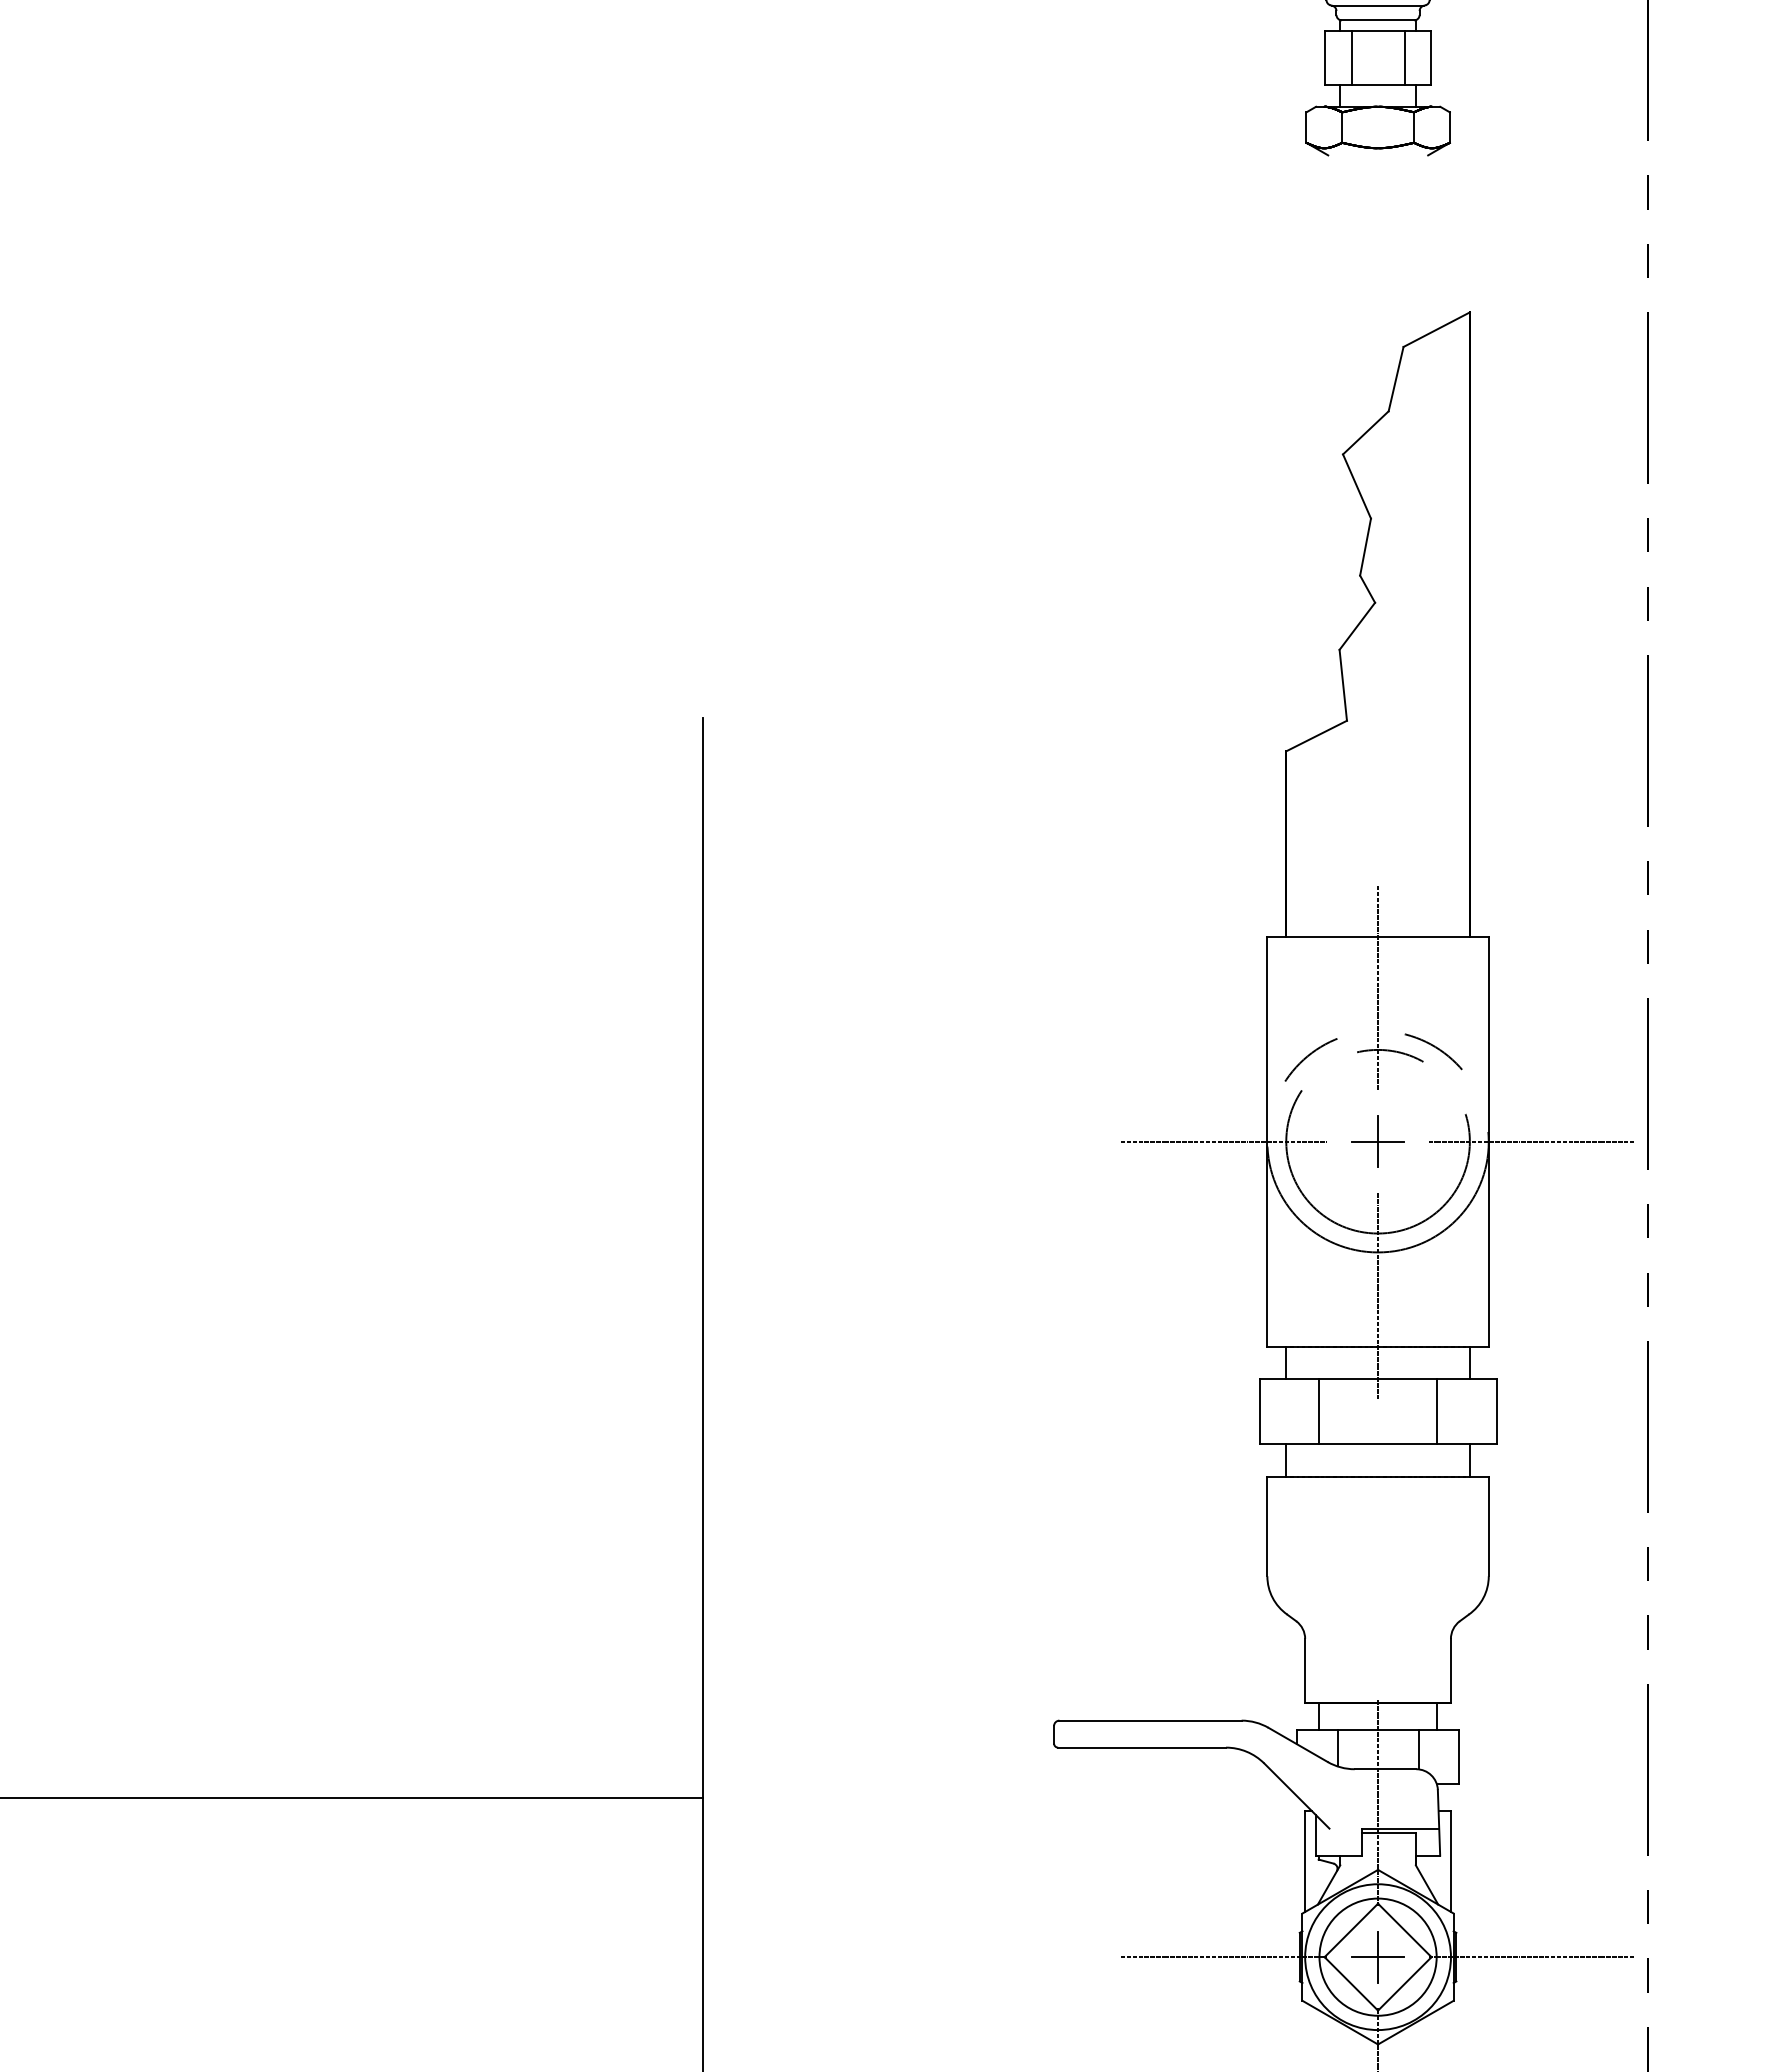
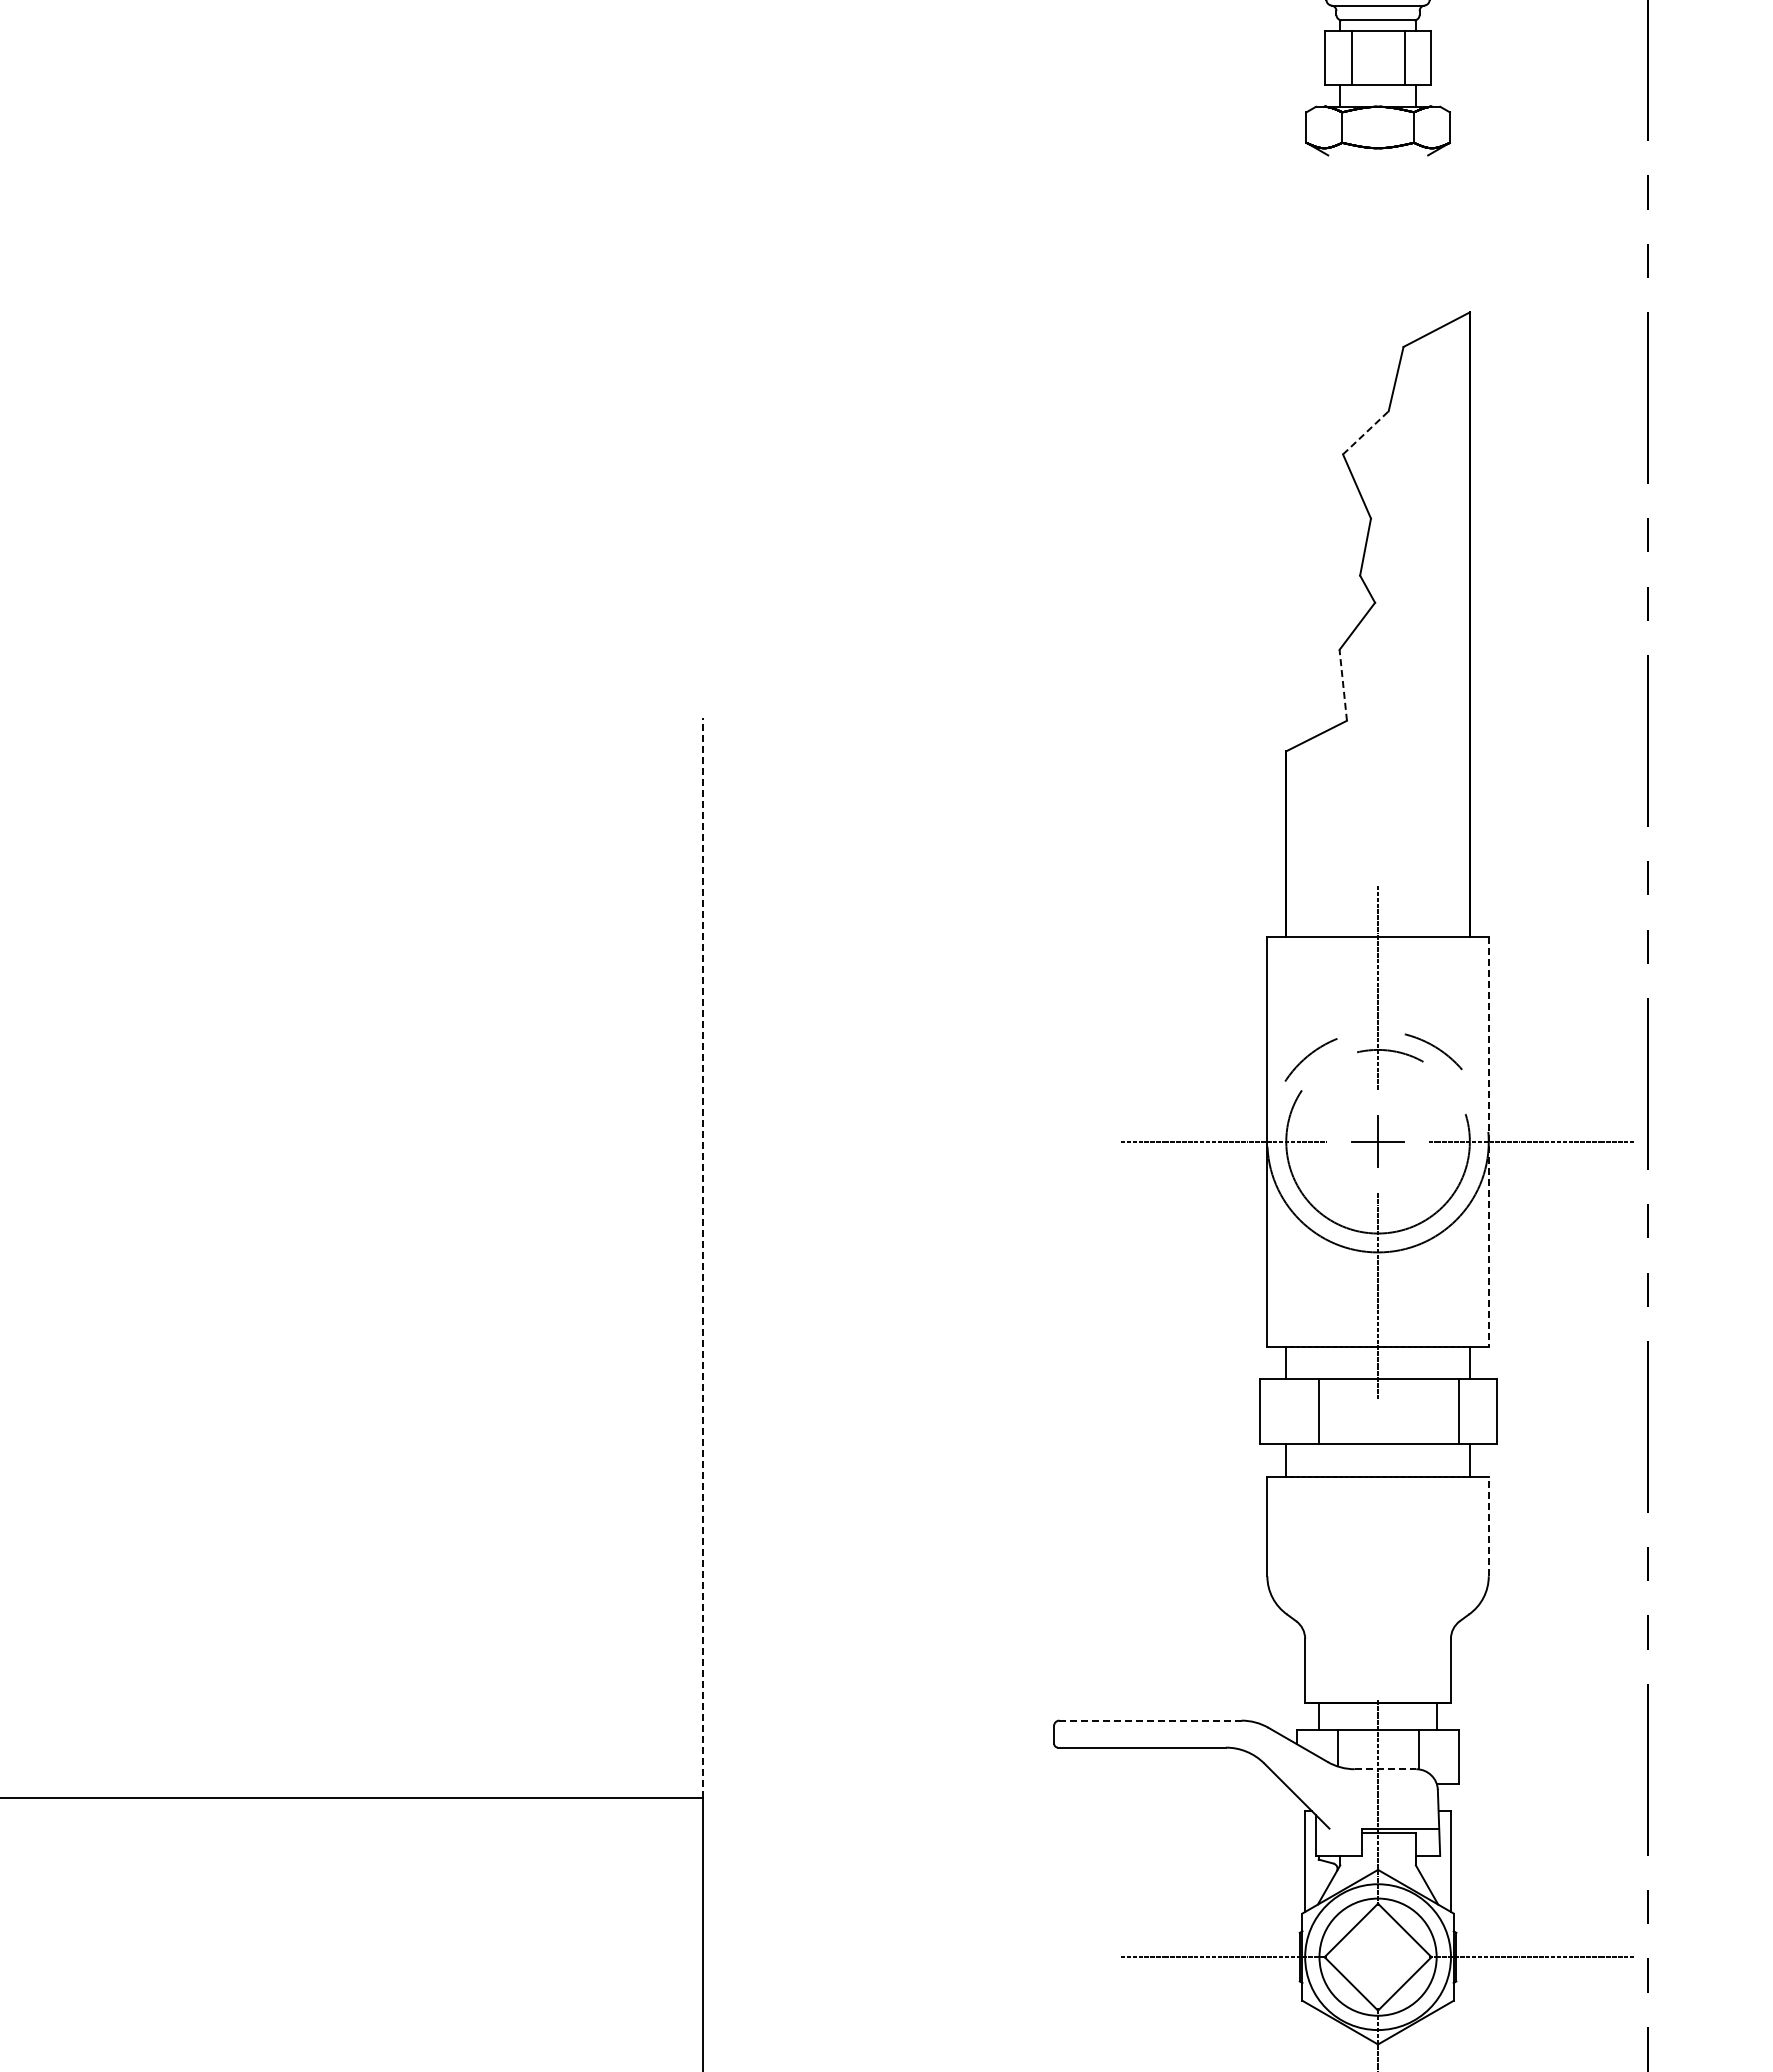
line: solid -> dashed (1366, 432)
line: solid -> dashed (1343, 685)
line: solid -> dashed (1488, 1142)
line: solid -> dashed (703, 1257)
line position: (1437, 1411) -> (1459, 1411) (1459, 1411)
line: solid -> dashed (1488, 1526)
line: solid -> dashed (1151, 1720)
line: solid -> dashed (1385, 1769)
part: present -> none (1377, 1957)
